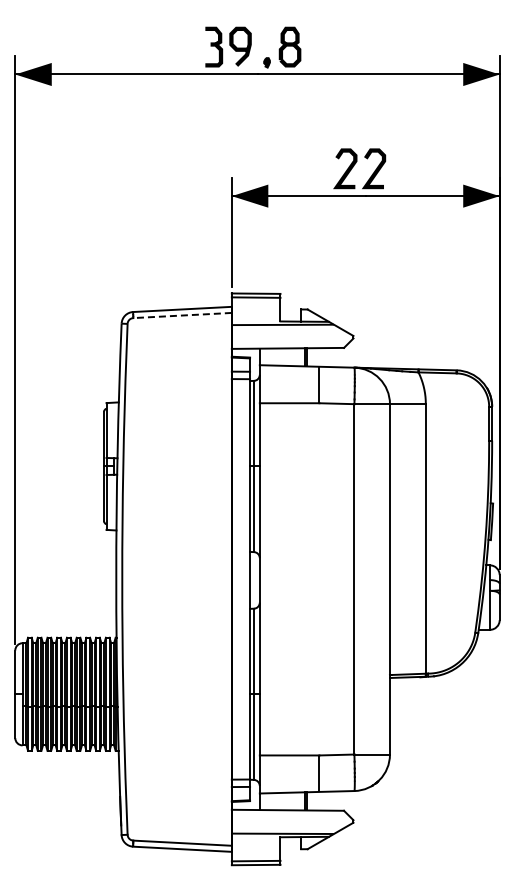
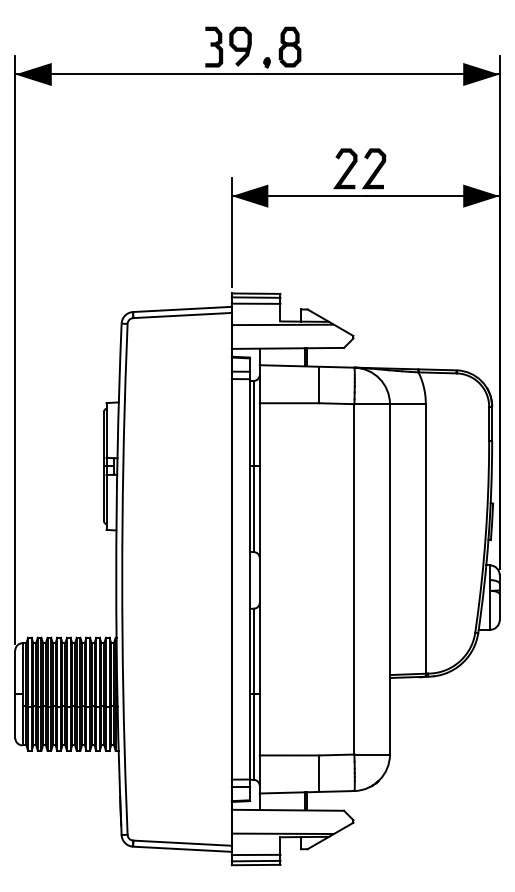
line: none -> present (255, 303)
line: dashed -> solid (182, 315)
line: none -> present (255, 854)
